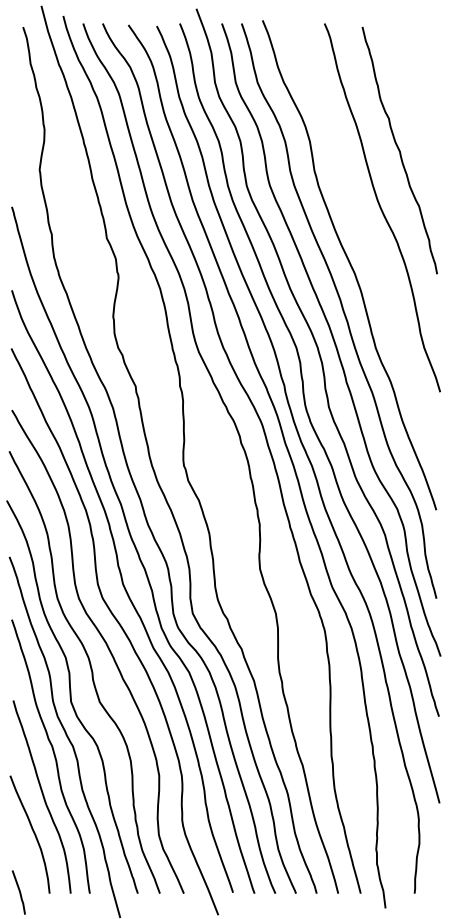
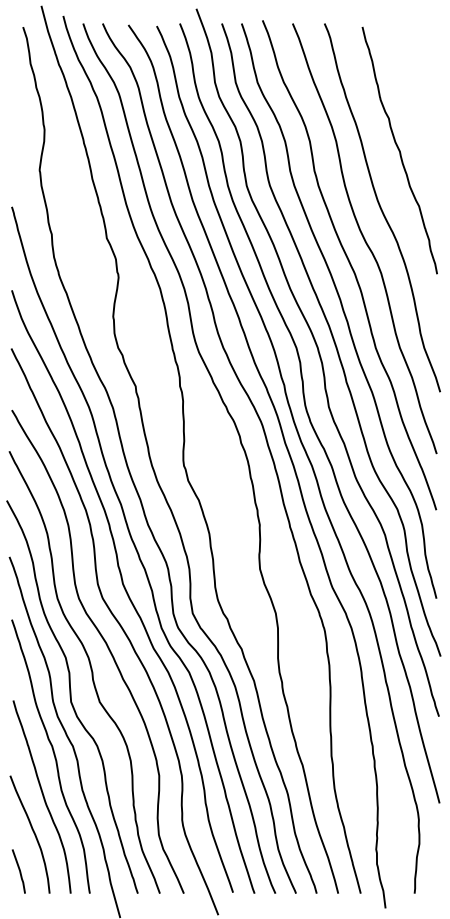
curve: none -> present (364, 238)
line position: (19, 892) -> (19, 871) (19, 871)
